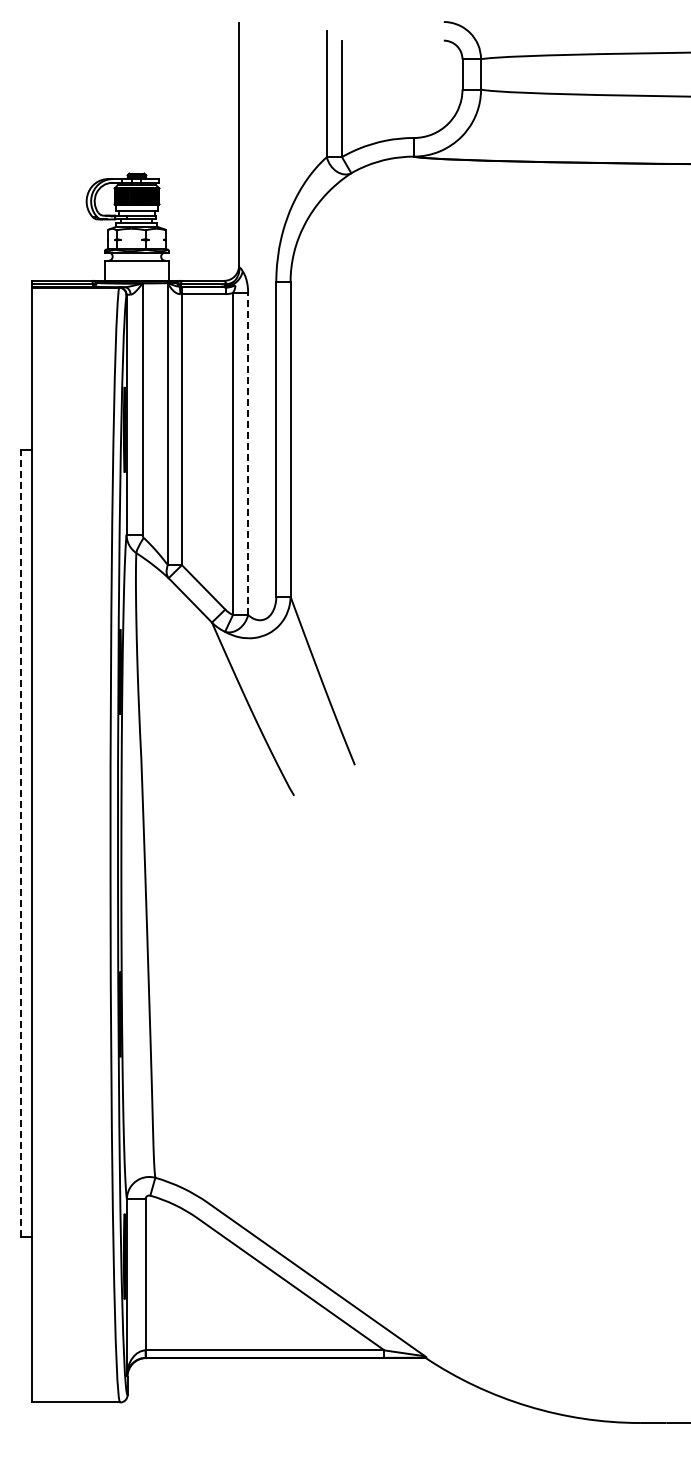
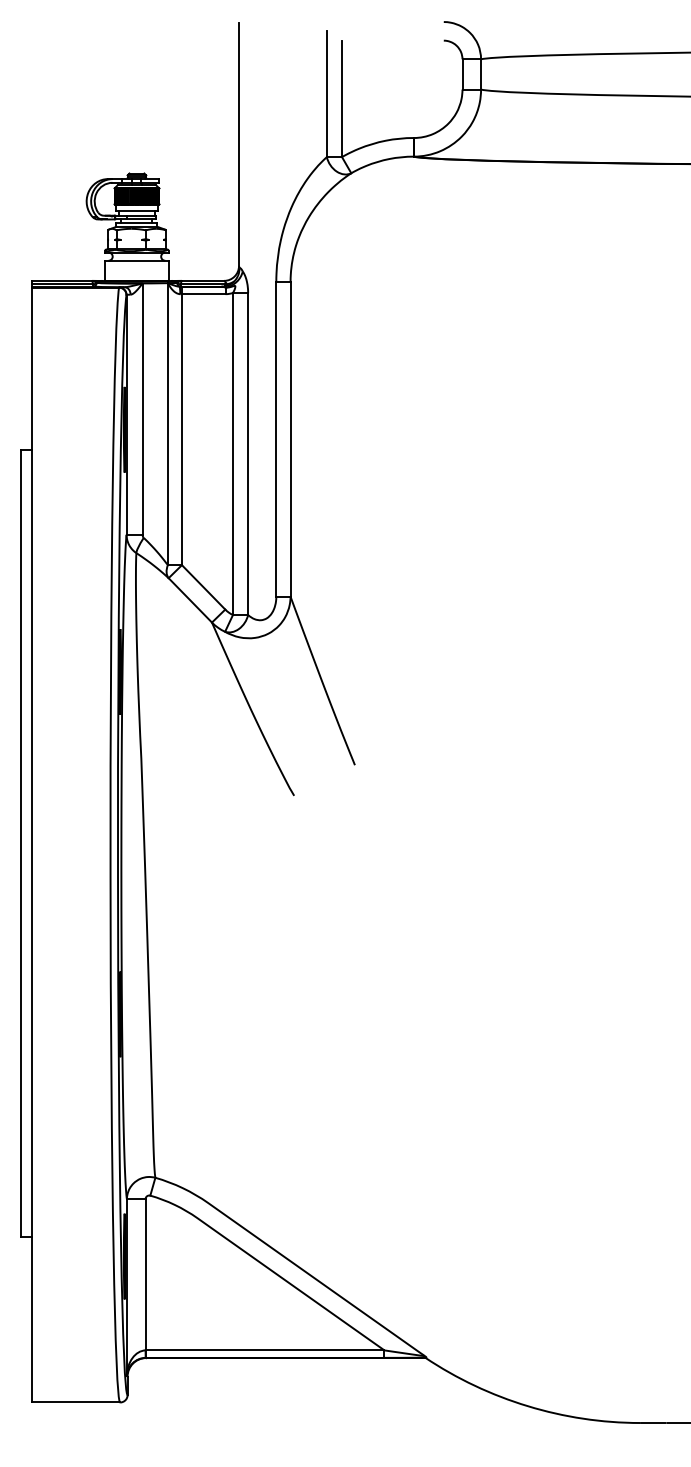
line: dashed -> solid (248, 453)
line: dashed -> solid (20, 842)
